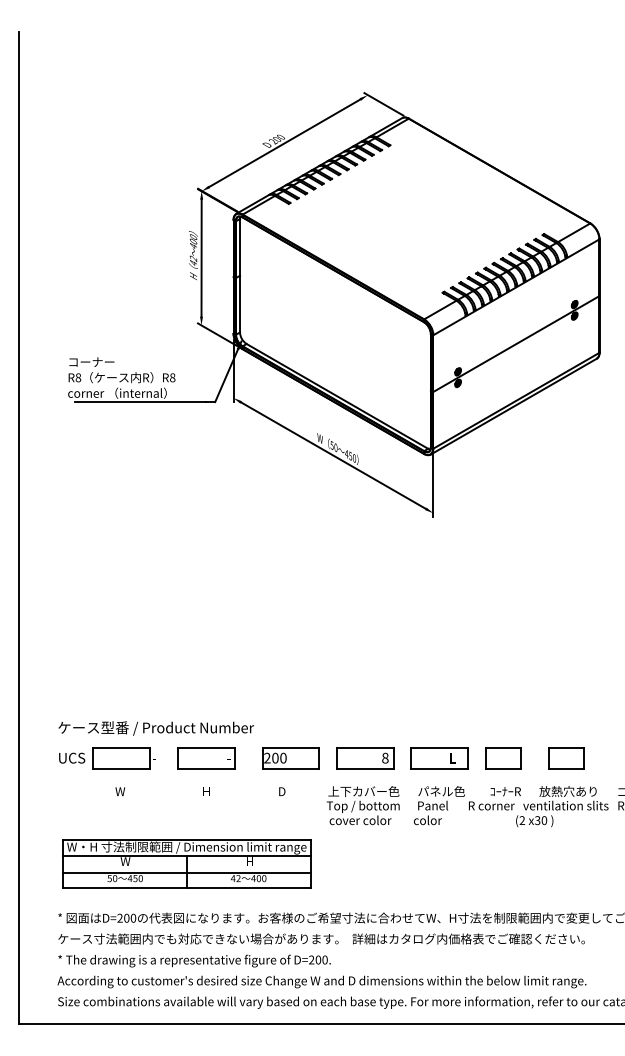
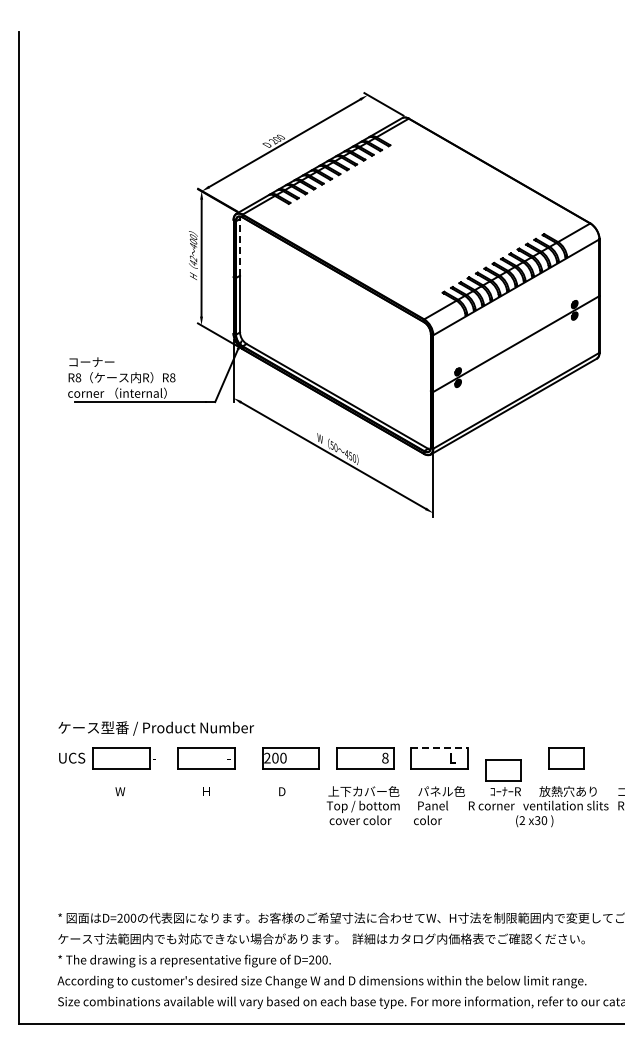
line: solid -> dashed (240, 246)
line: solid -> dashed (440, 748)
part position: (503, 758) -> (503, 770) (503, 770)
part: present -> none (186, 863)
